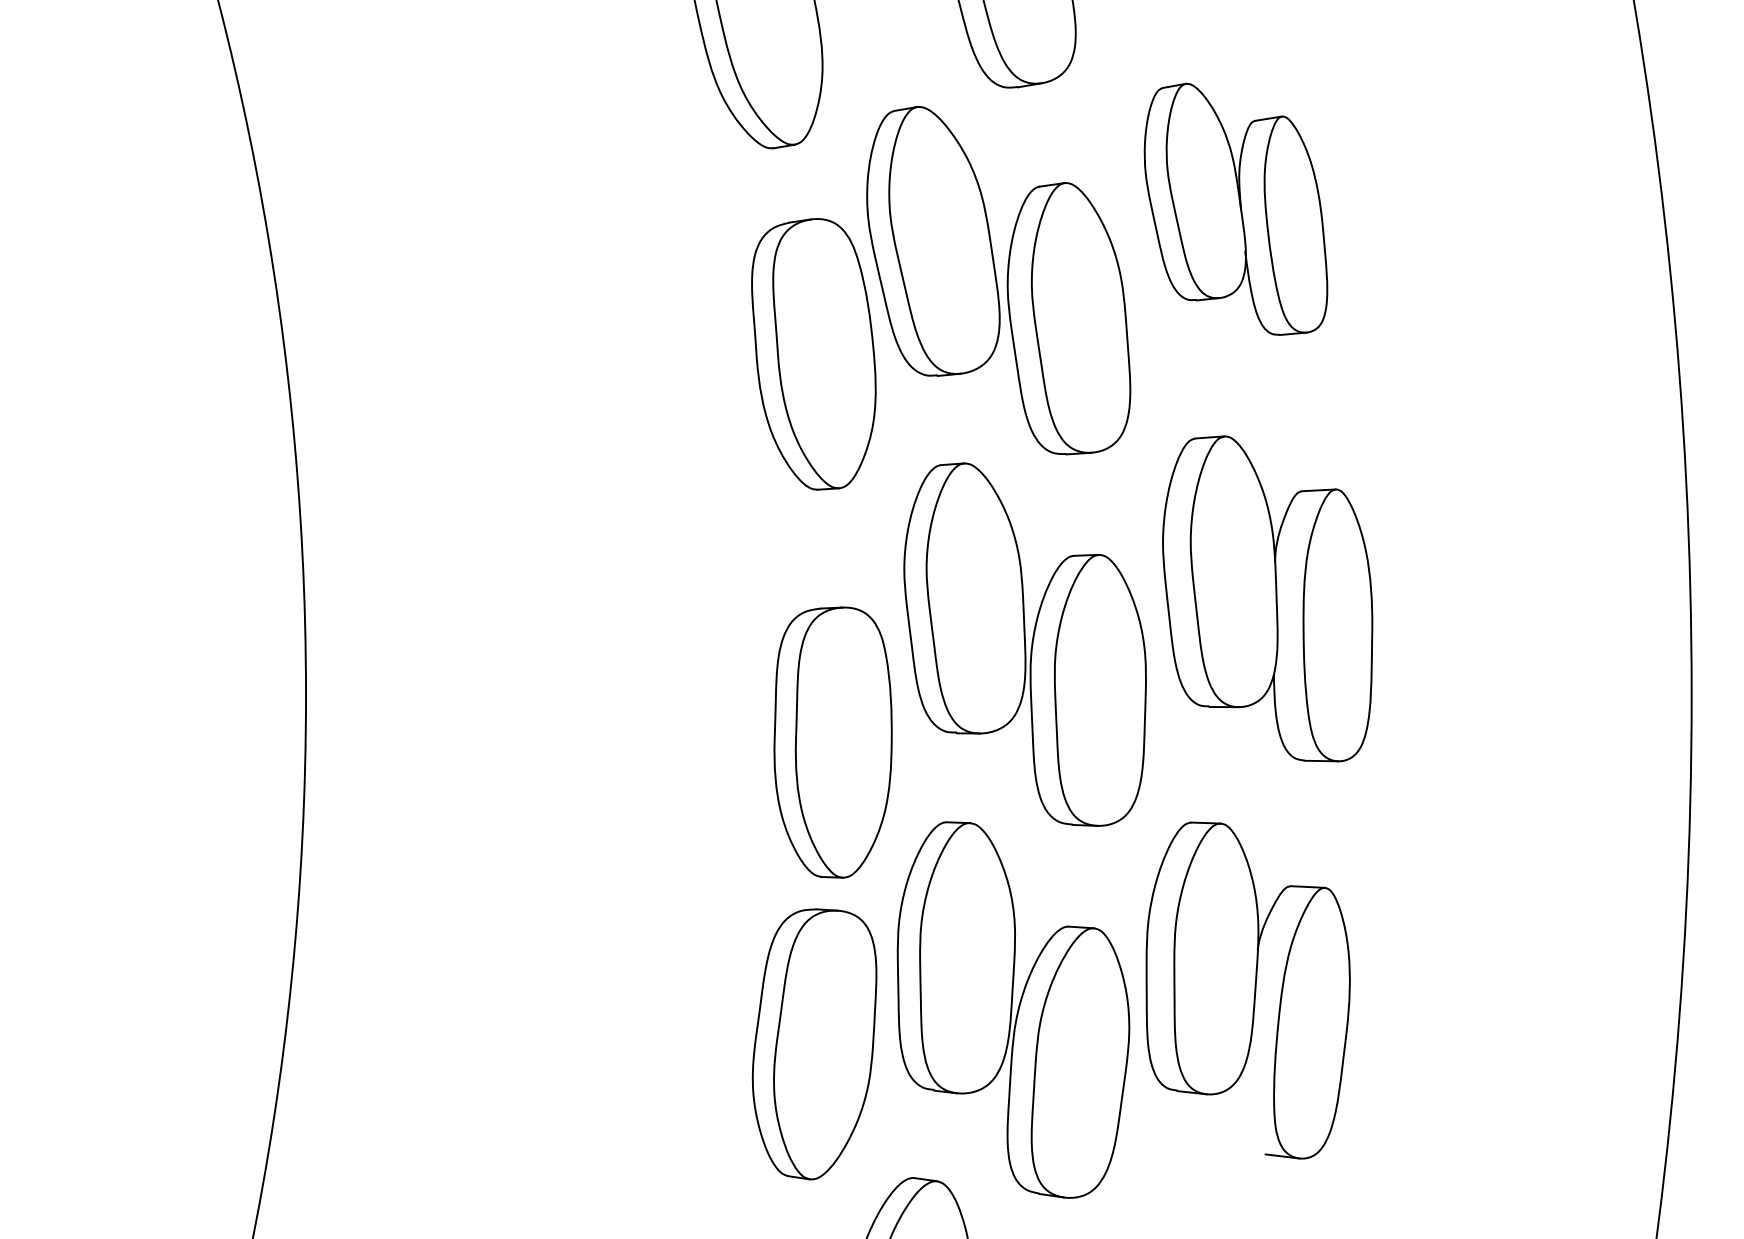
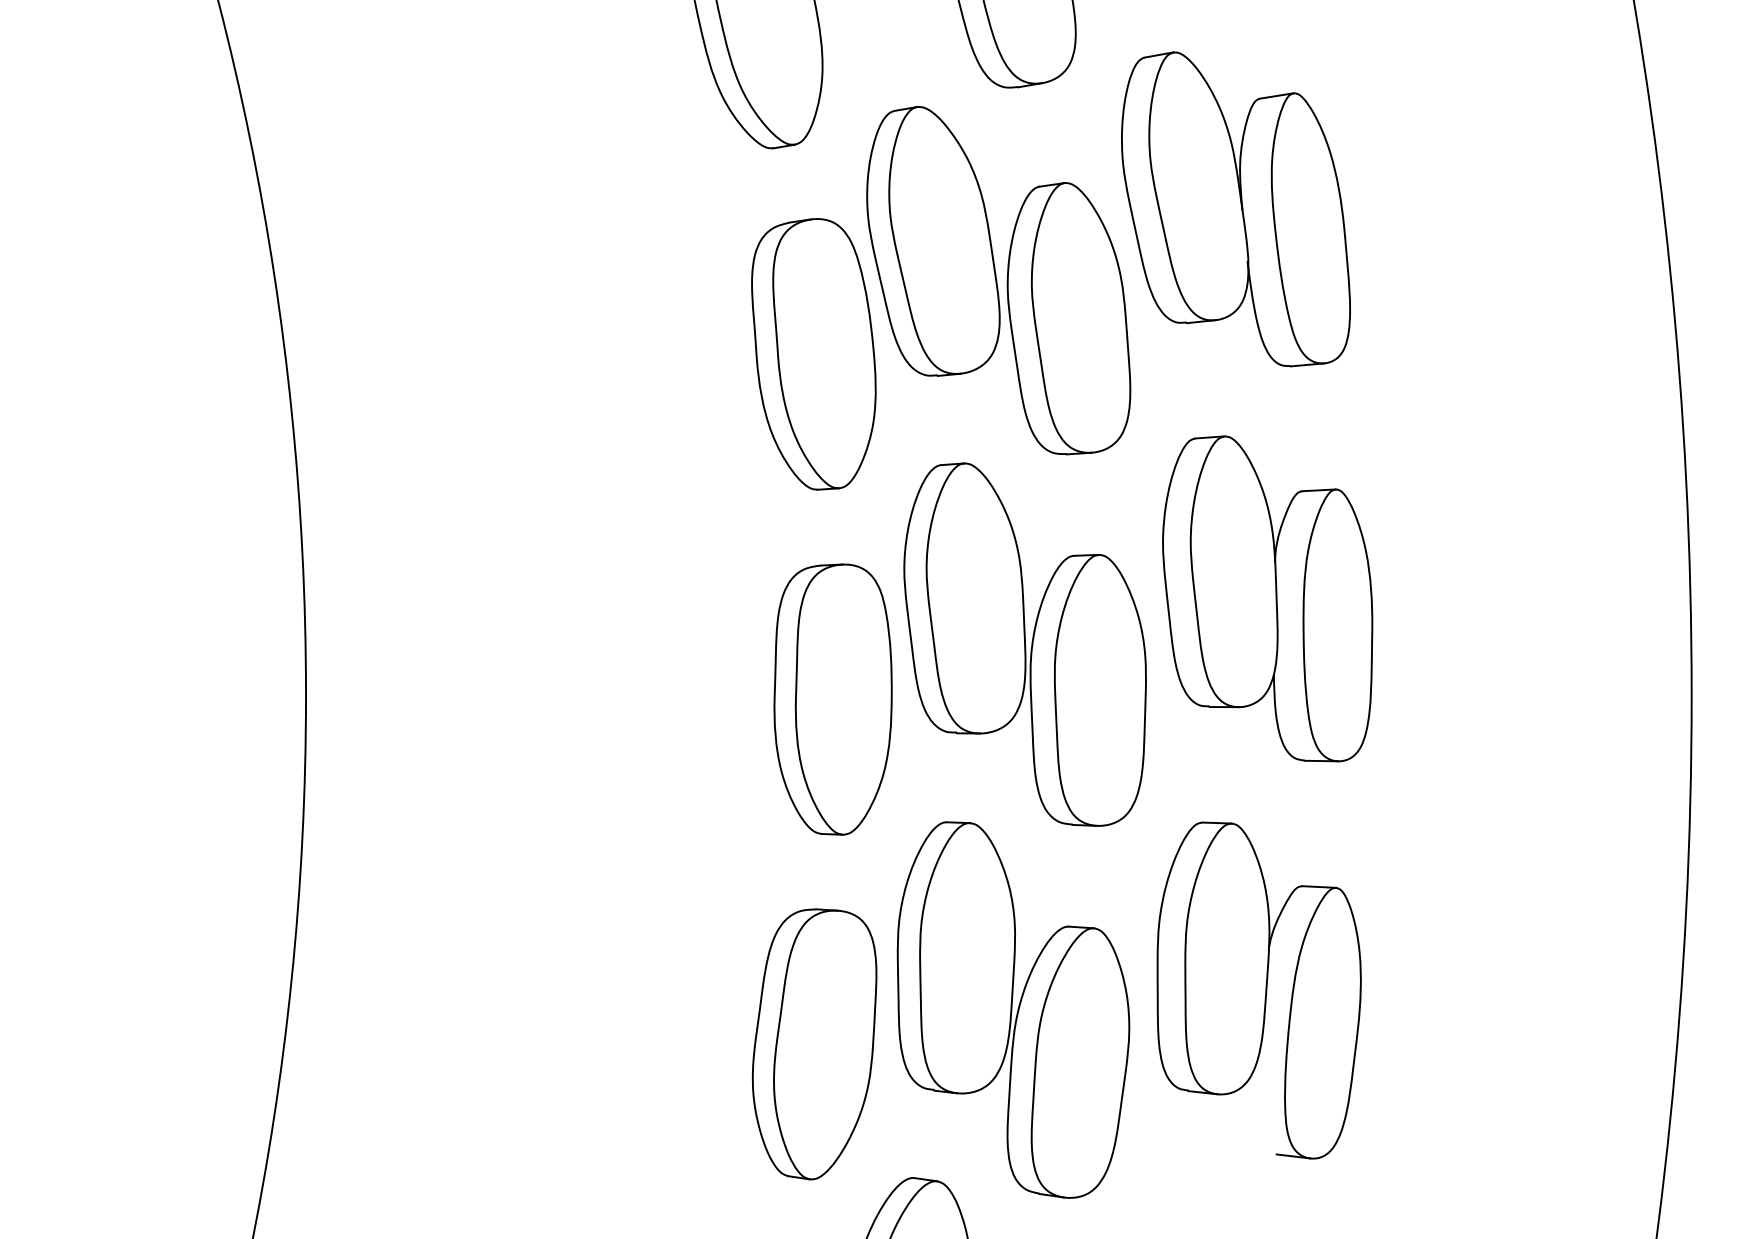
part size: 186x254 px -> 230x317 px (1235, 209)
part position: (832, 742) -> (832, 699) (832, 699)
part position: (1247, 990) -> (1258, 990) (1258, 990)
